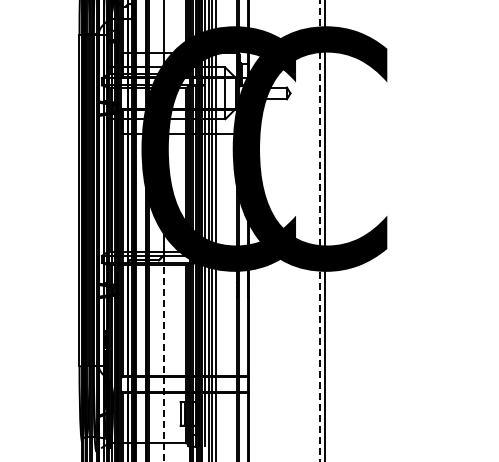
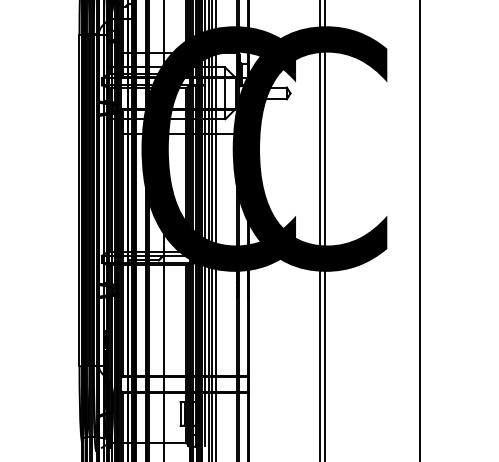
line: none -> present (419, 230)
line: dashed -> solid (320, 231)
line: dashed -> solid (163, 358)
